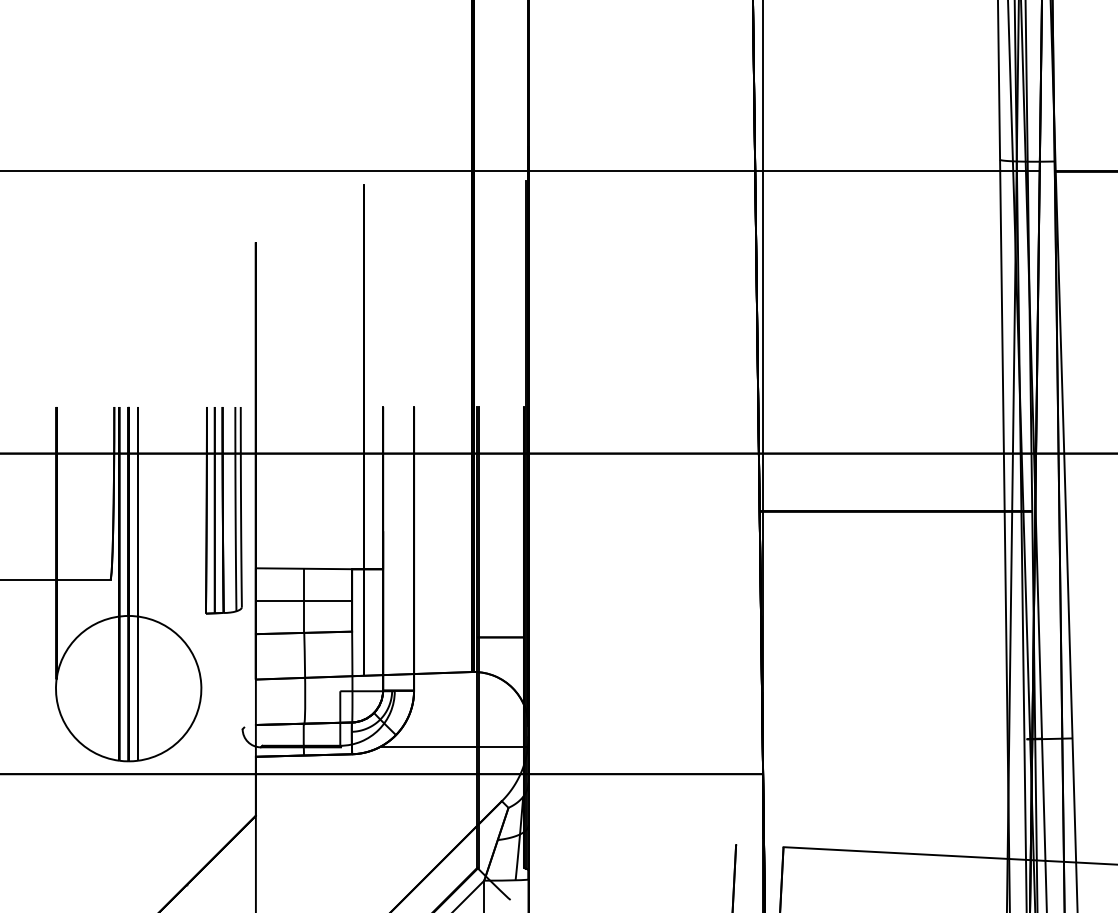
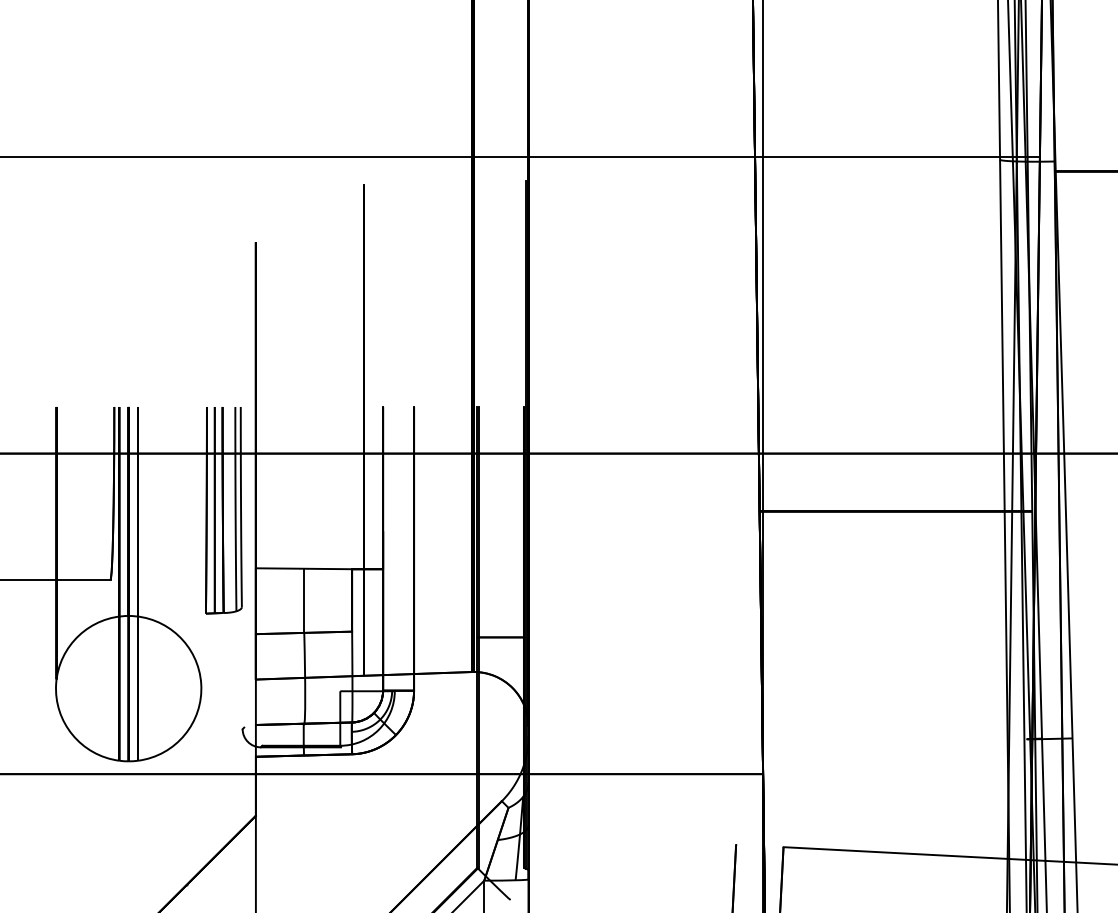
line position: (520, 170) -> (520, 156) (520, 156)
line: present -> none (303, 601)
line: present -> none (453, 746)
